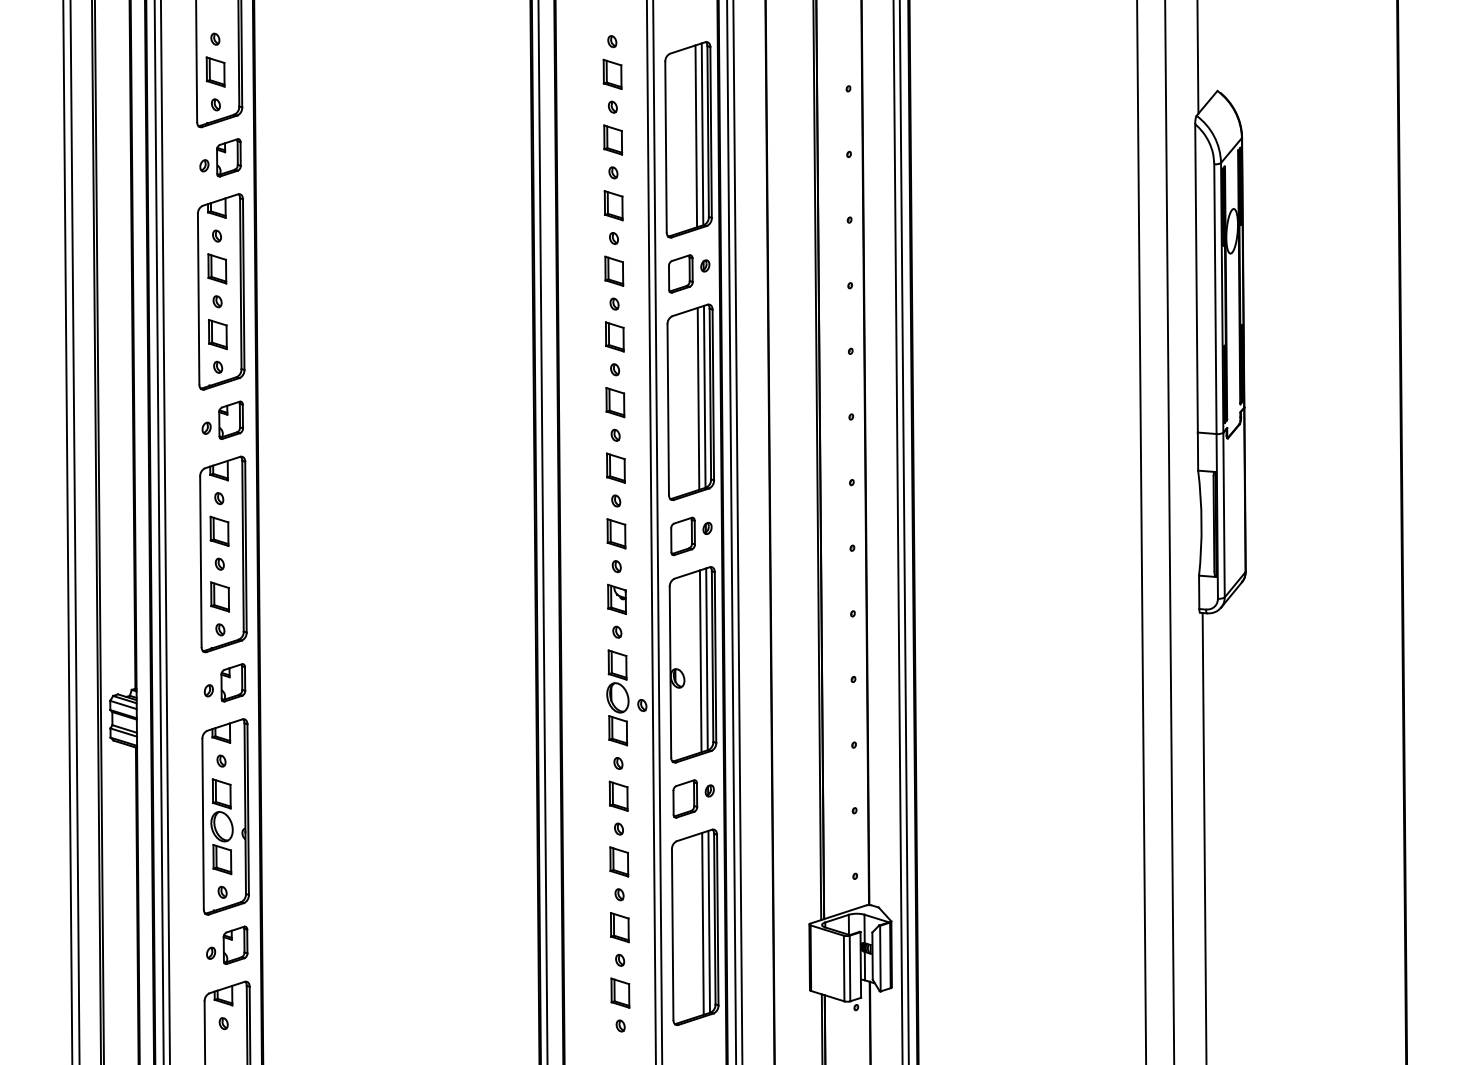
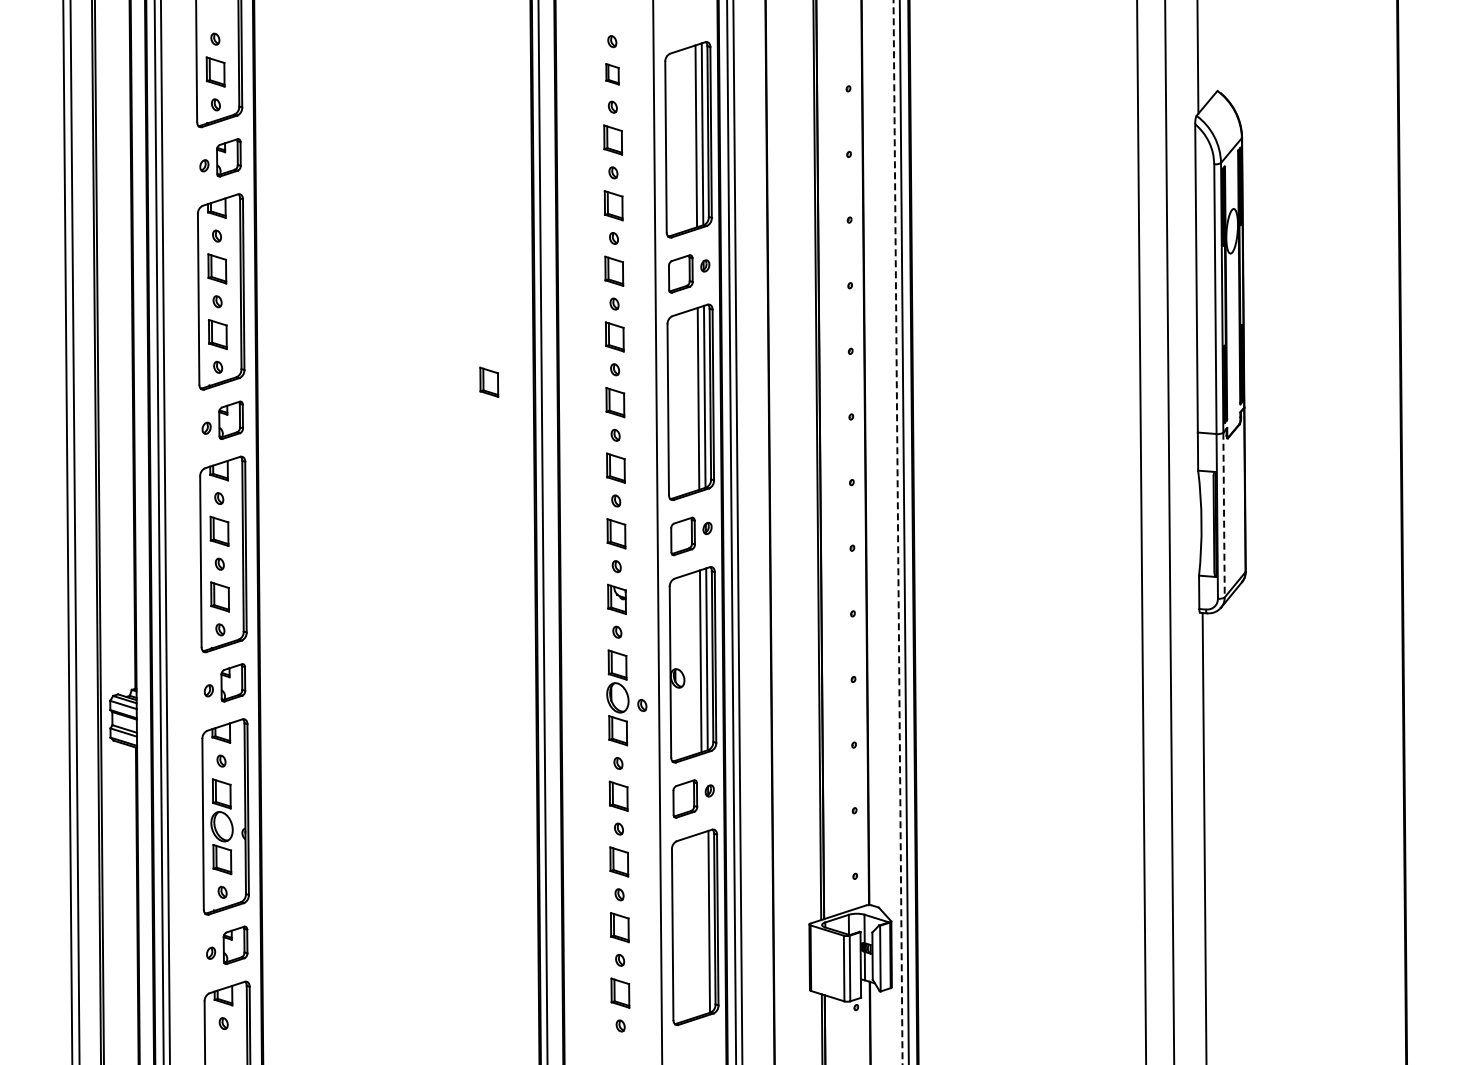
part size: 21x32 px -> 15x23 px (612, 74)
part: none -> present (489, 381)
line: solid -> dashed (1224, 515)
line: present -> none (650, 531)
line: solid -> dashed (898, 532)
line: present -> none (702, 923)
